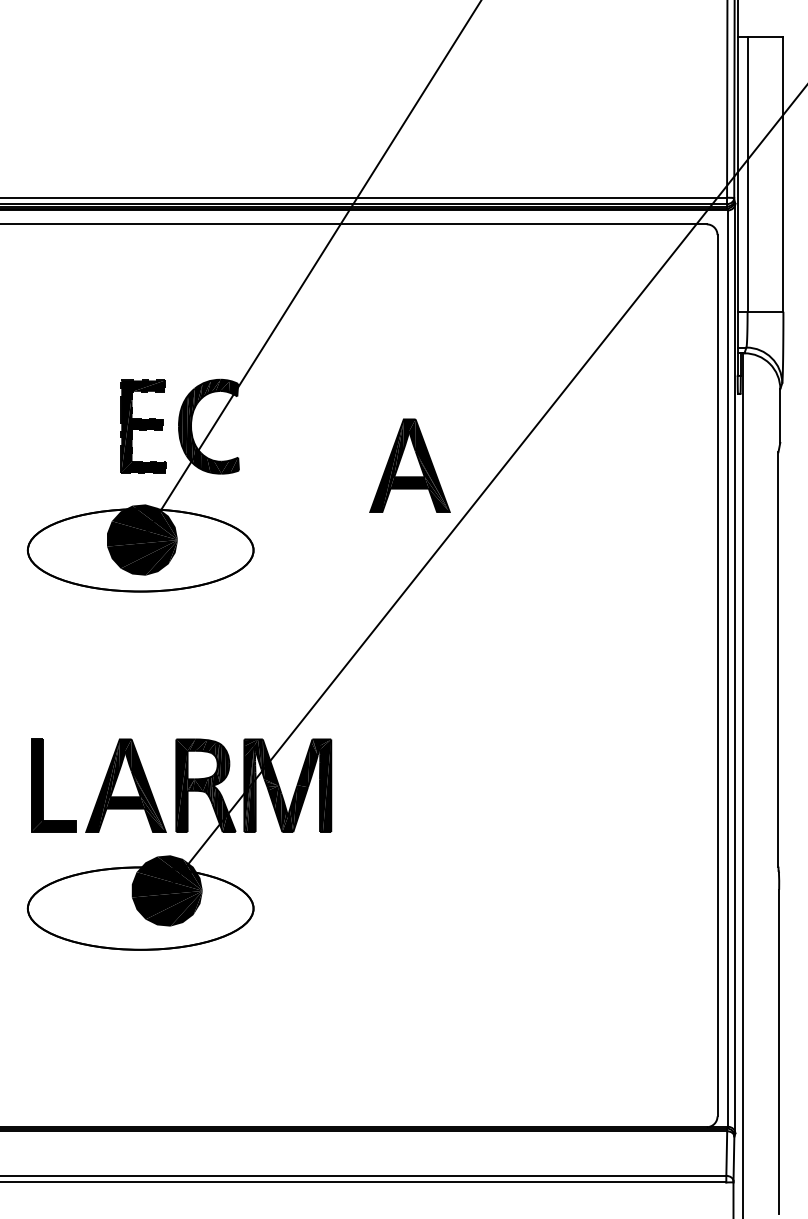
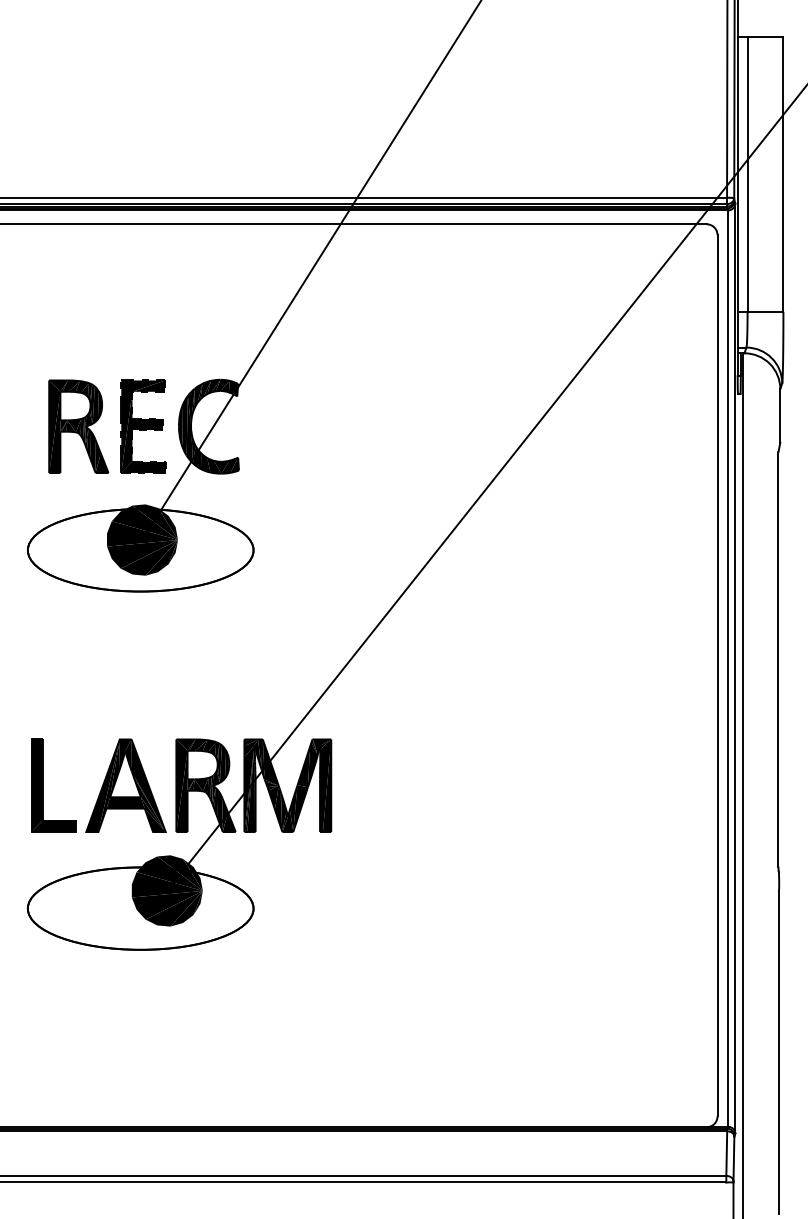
part: none -> present (78, 426)
part: present -> none (409, 465)
